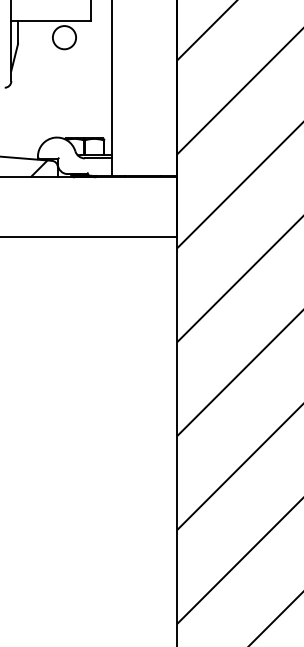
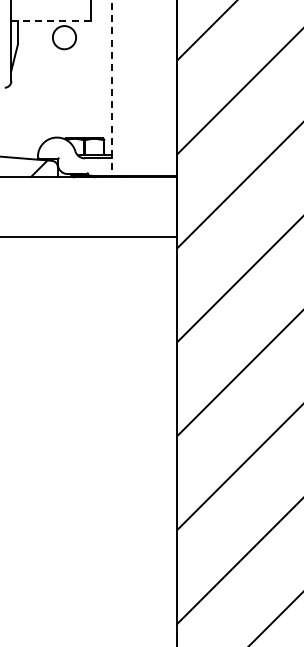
line: solid -> dashed (51, 21)
line: solid -> dashed (112, 88)
